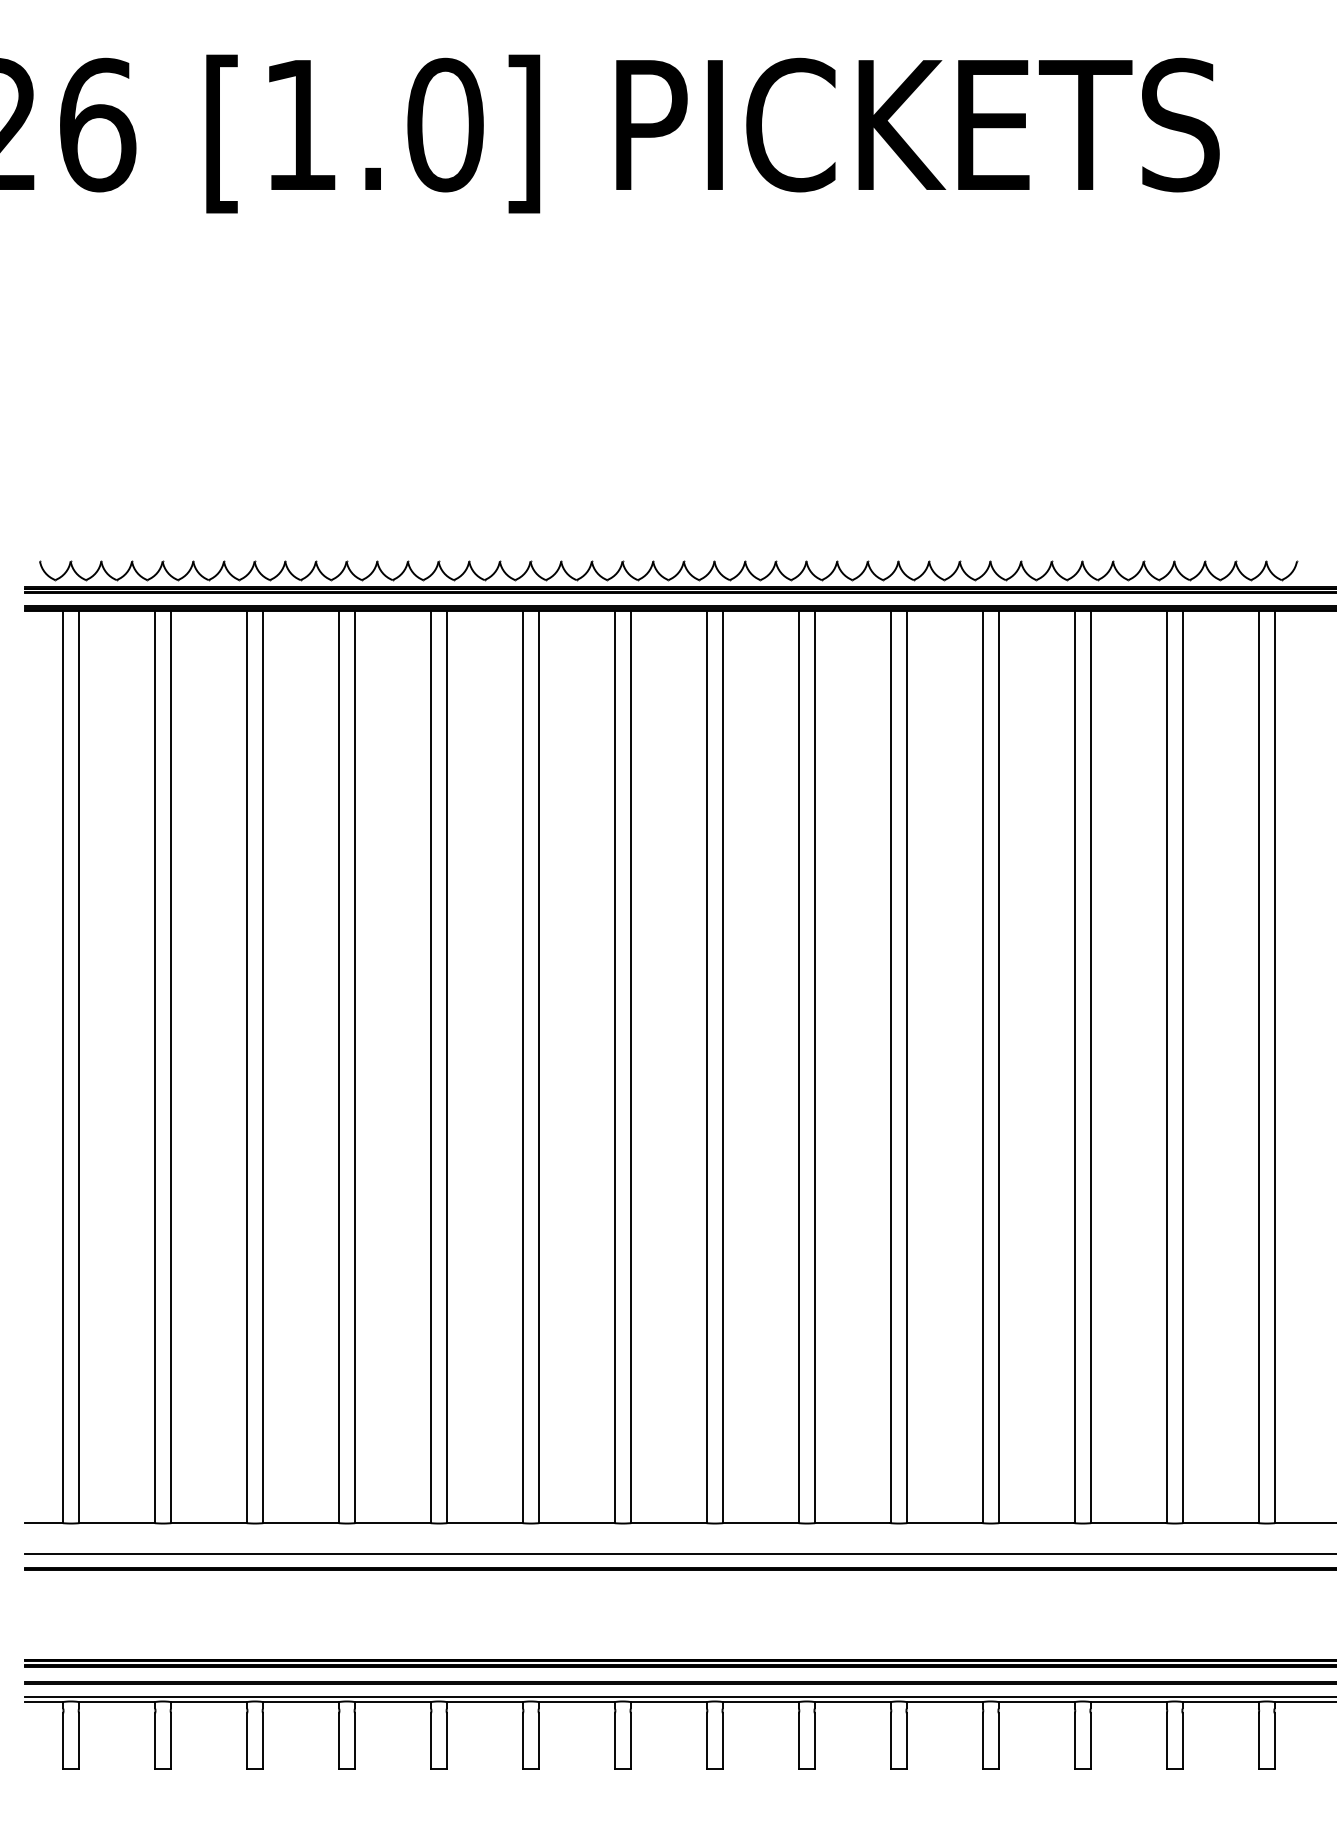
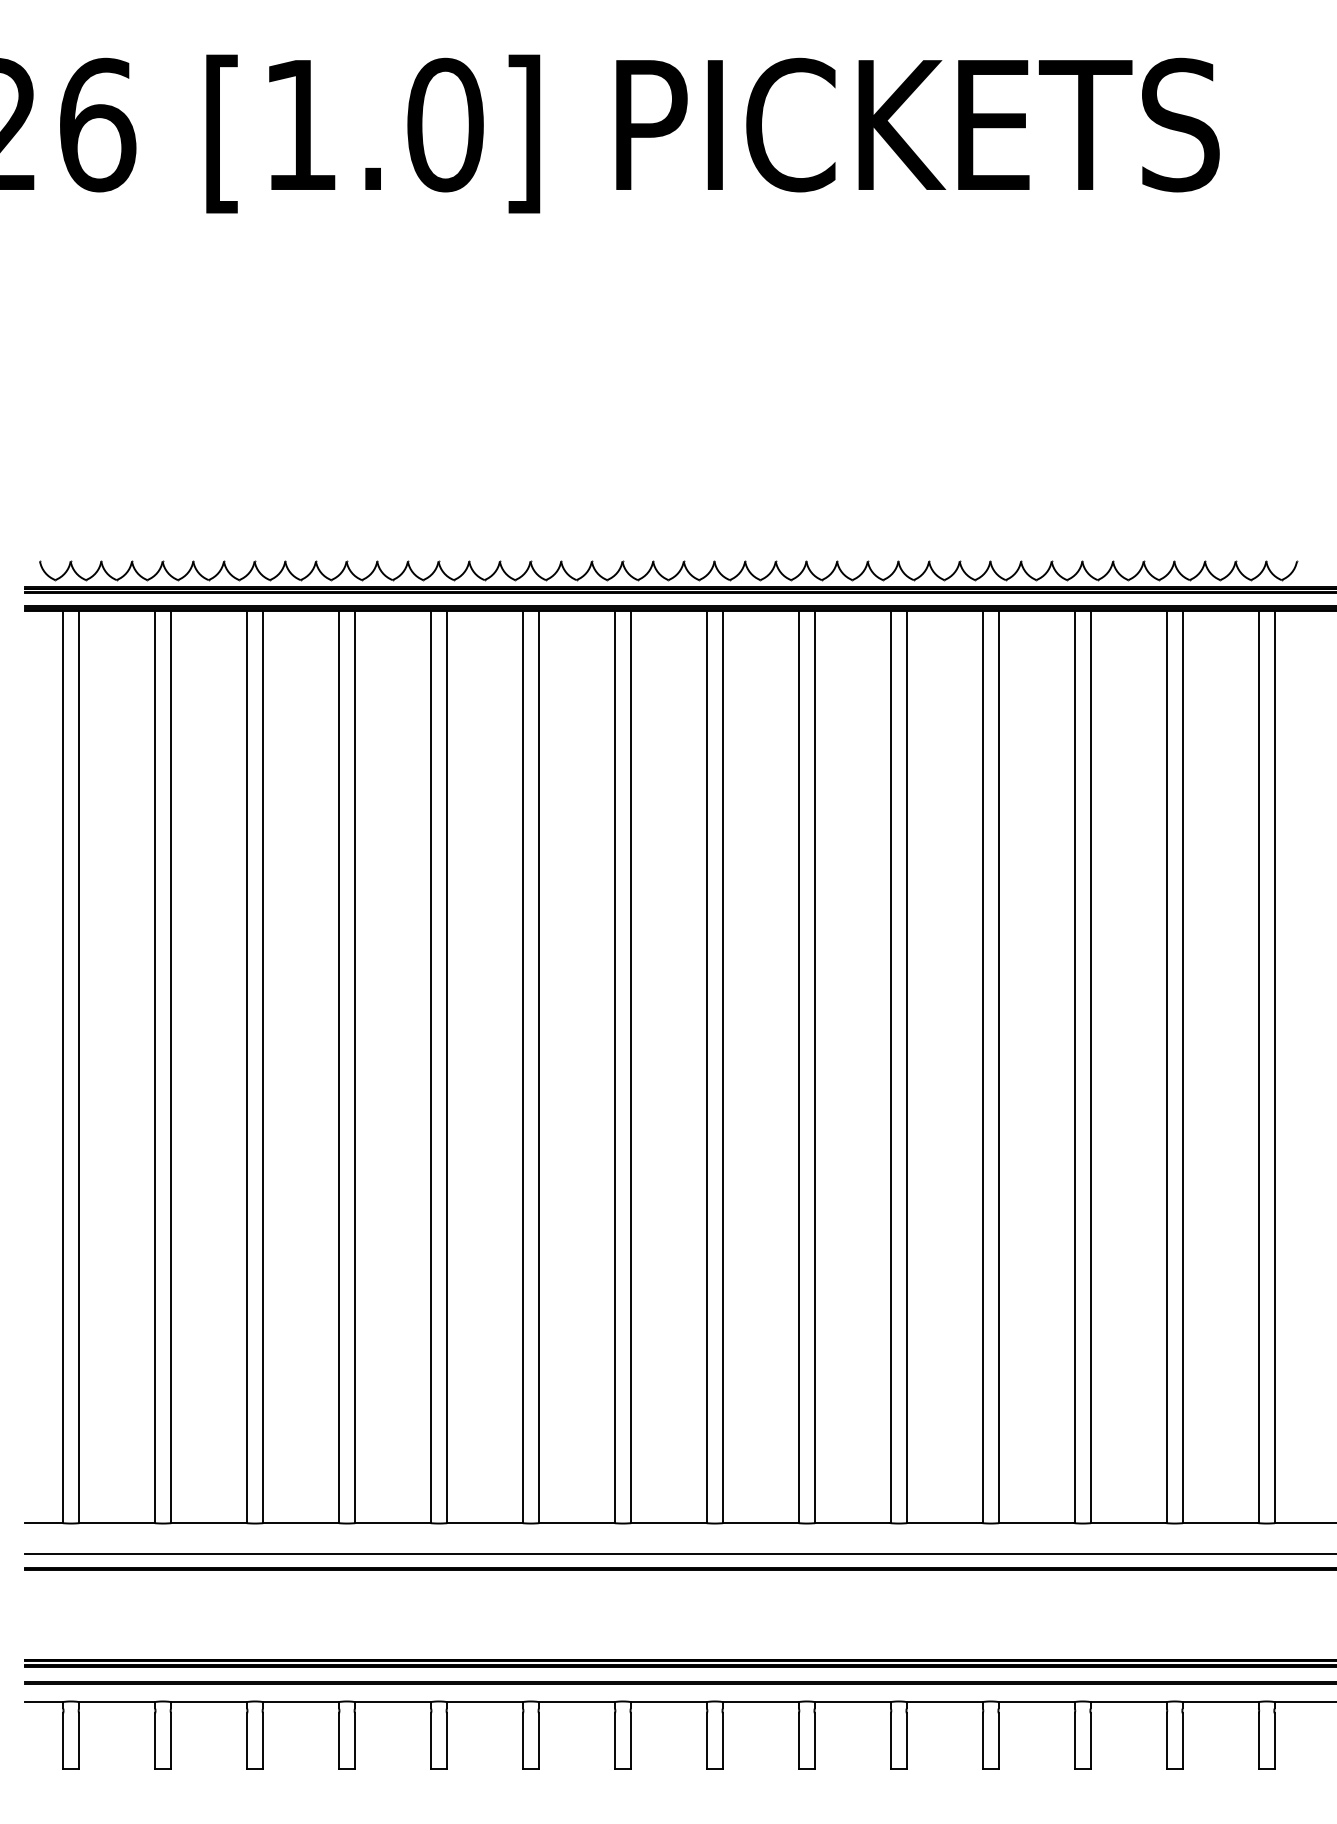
line: present -> none (679, 1696)
